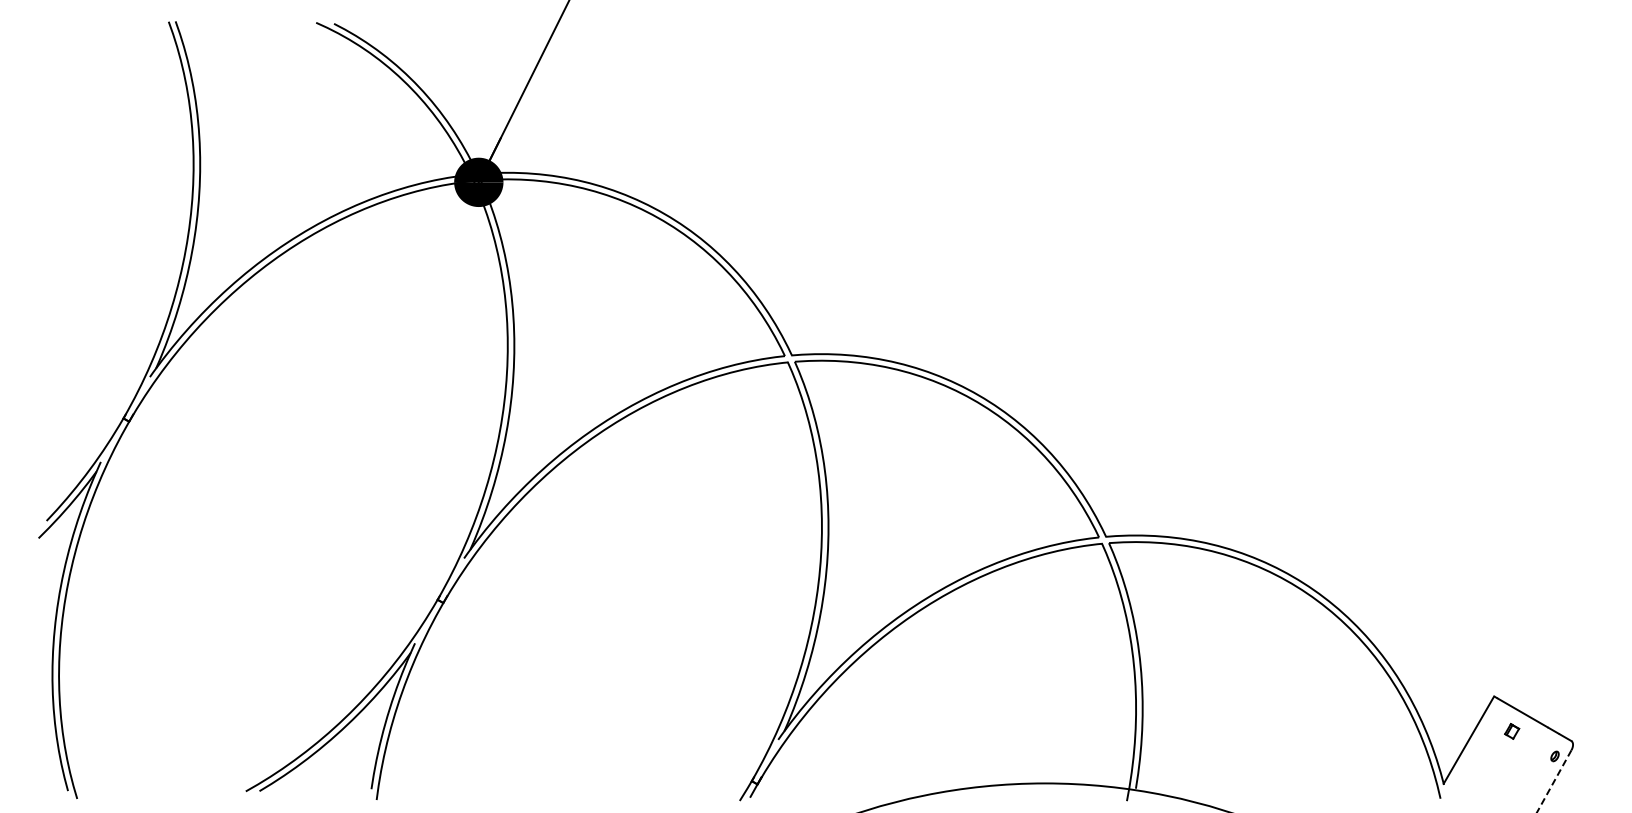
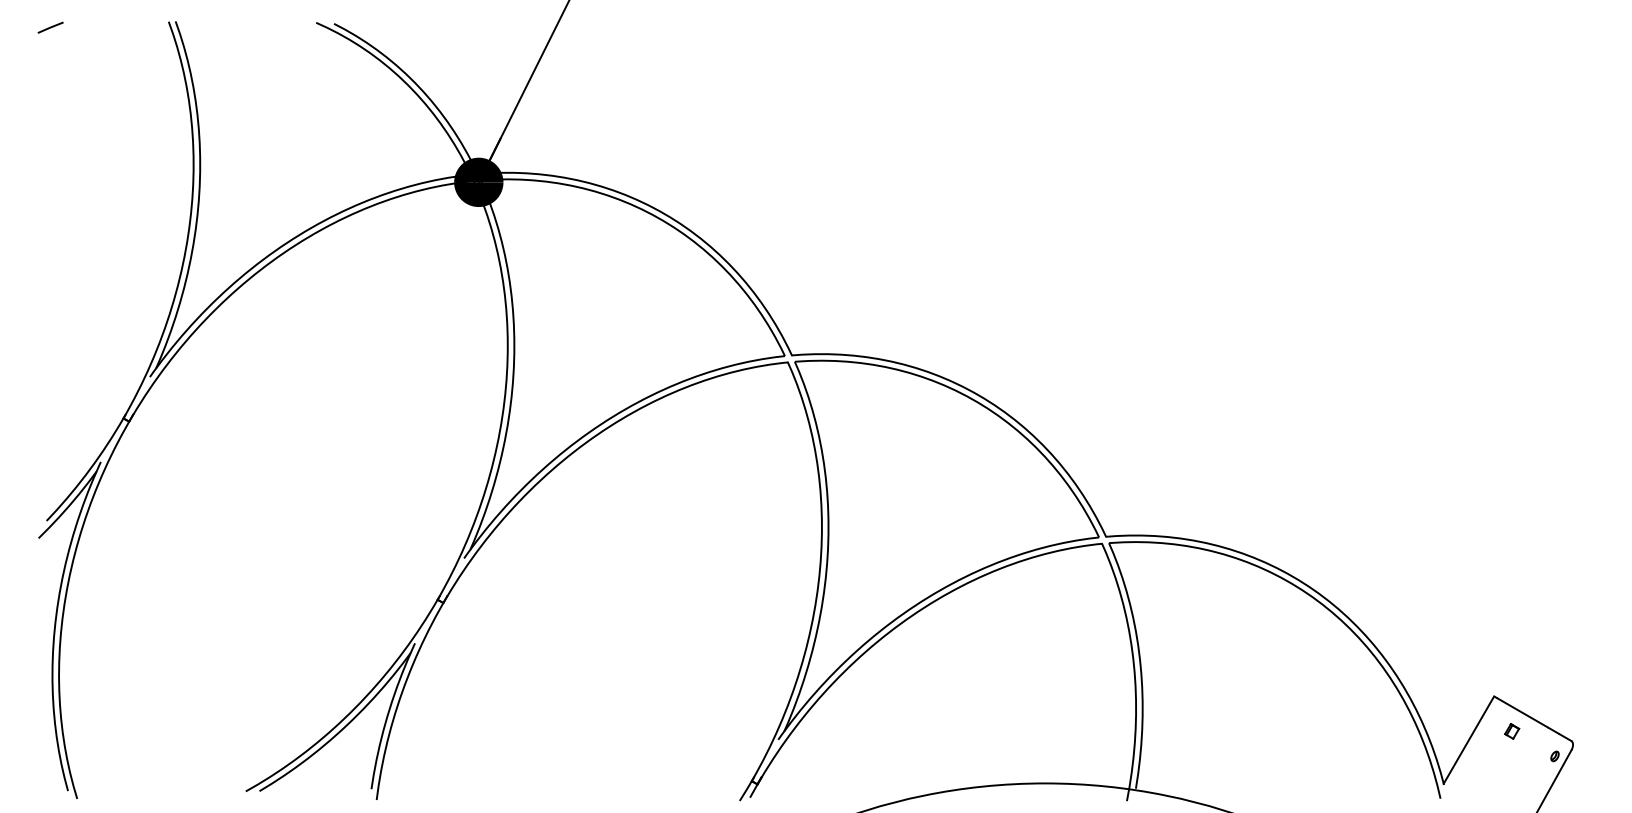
line: none -> present (50, 27)
line: dashed -> solid (1554, 781)
